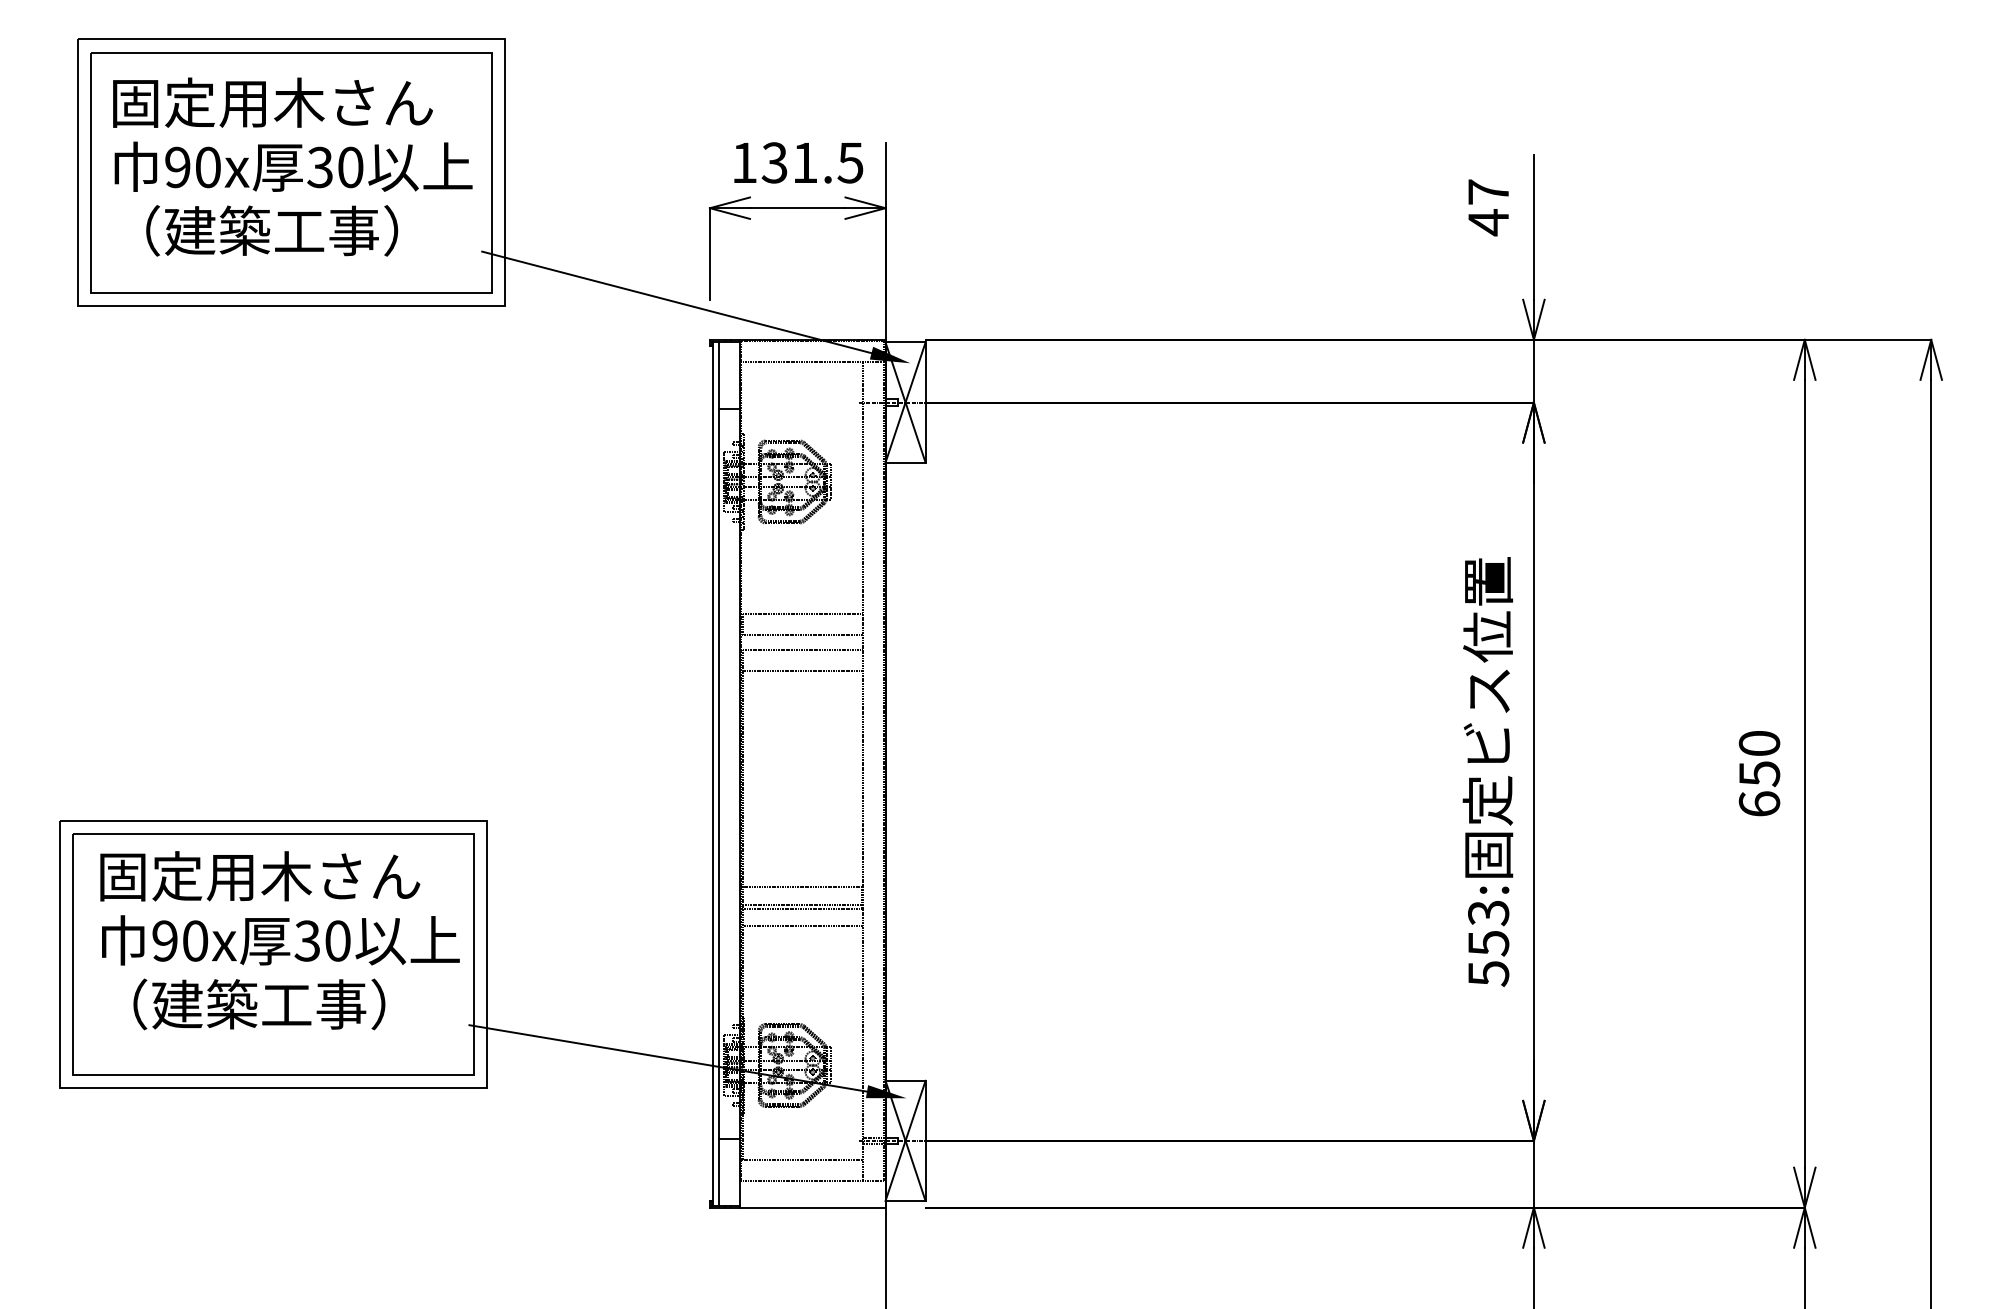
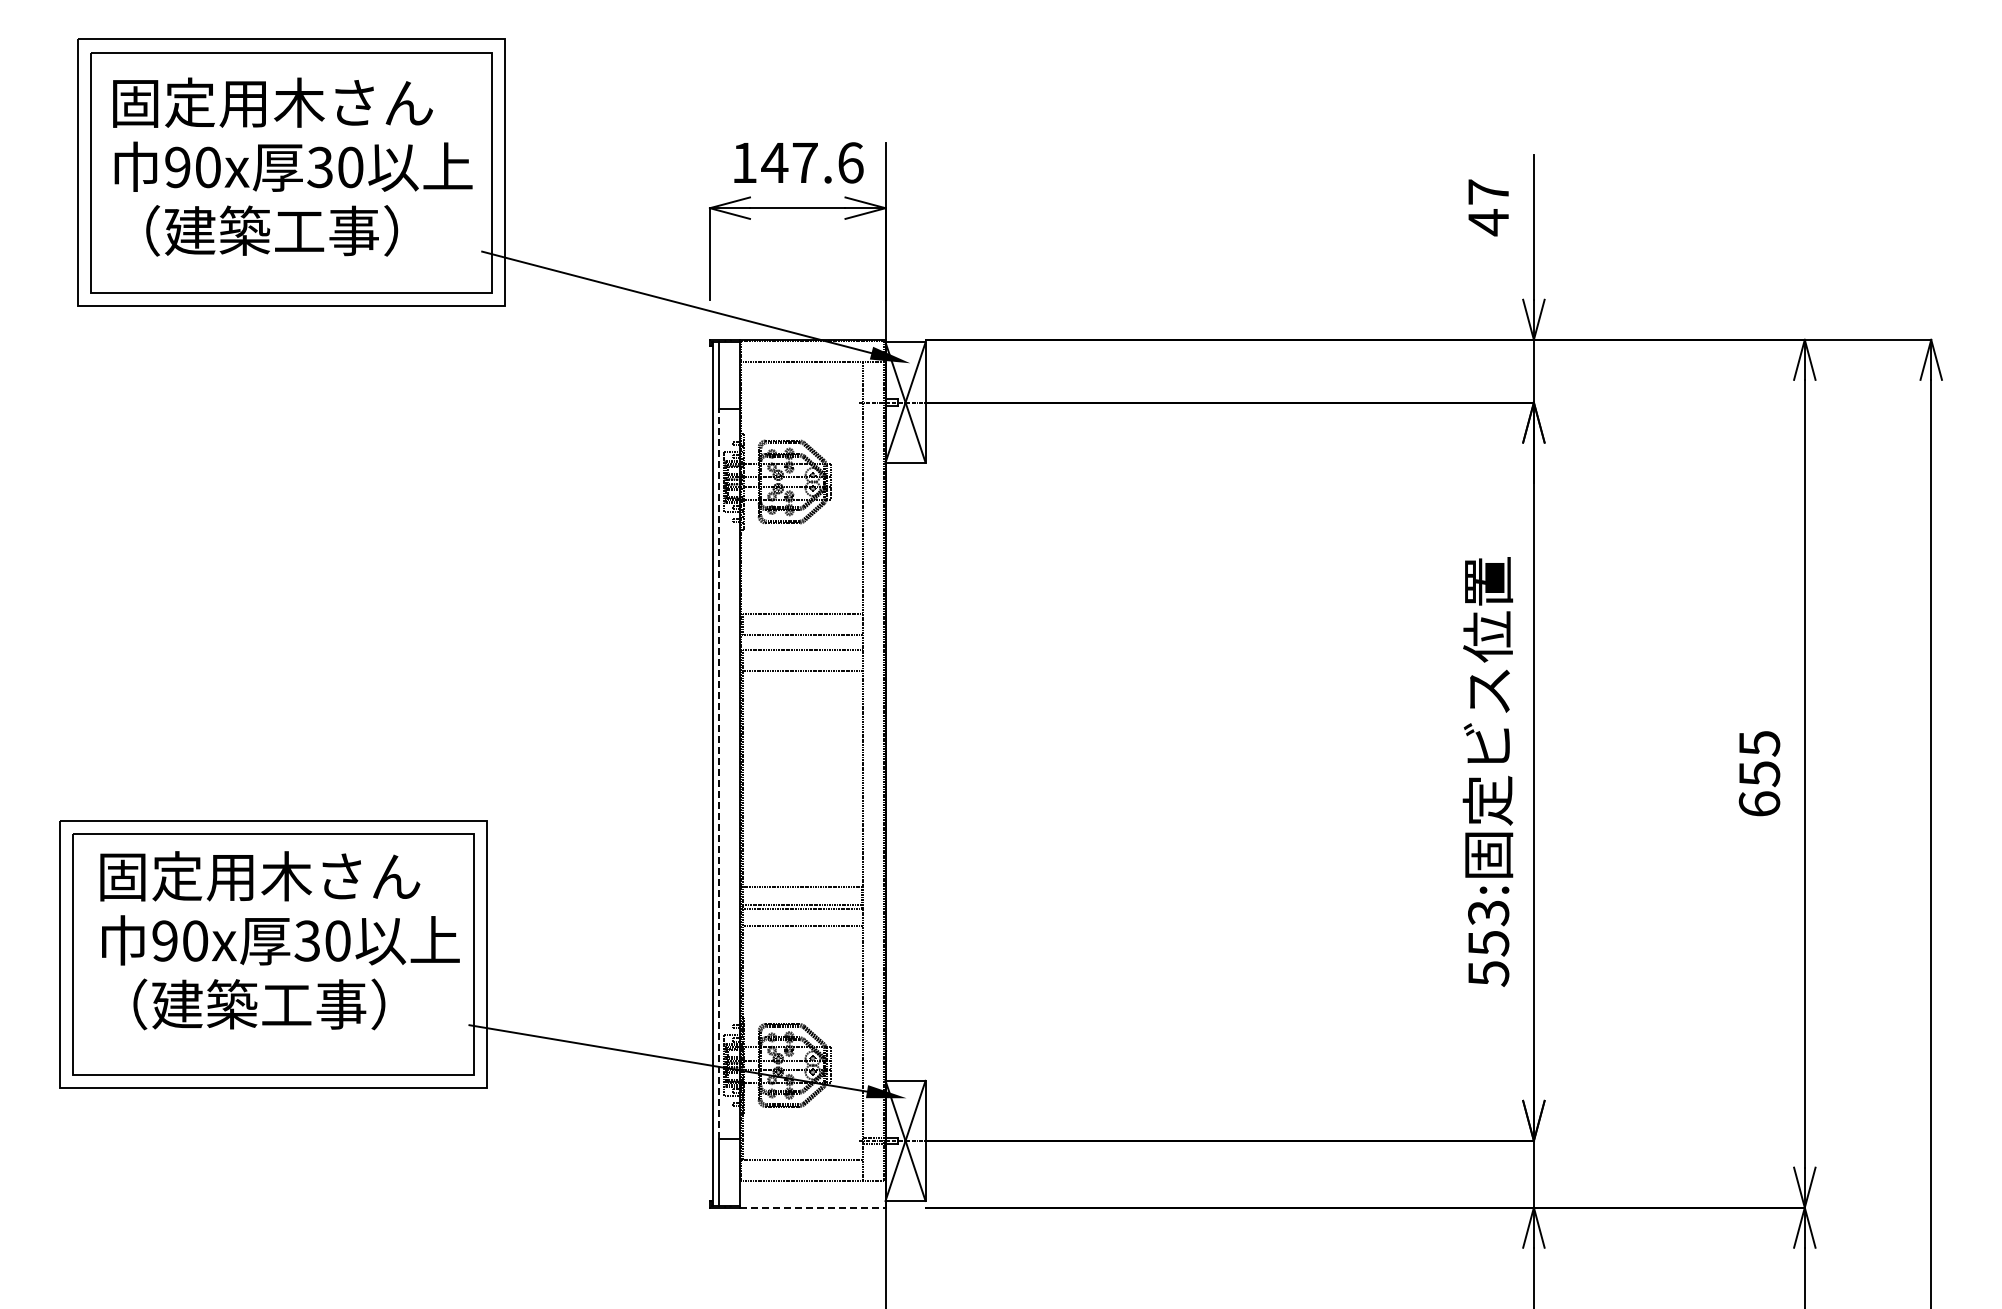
text: 131.5 -> 147.6 (812, 162)
text: 650 -> 655 (1759, 743)
line: solid -> dashed (718, 773)
line: solid -> dashed (812, 1207)
